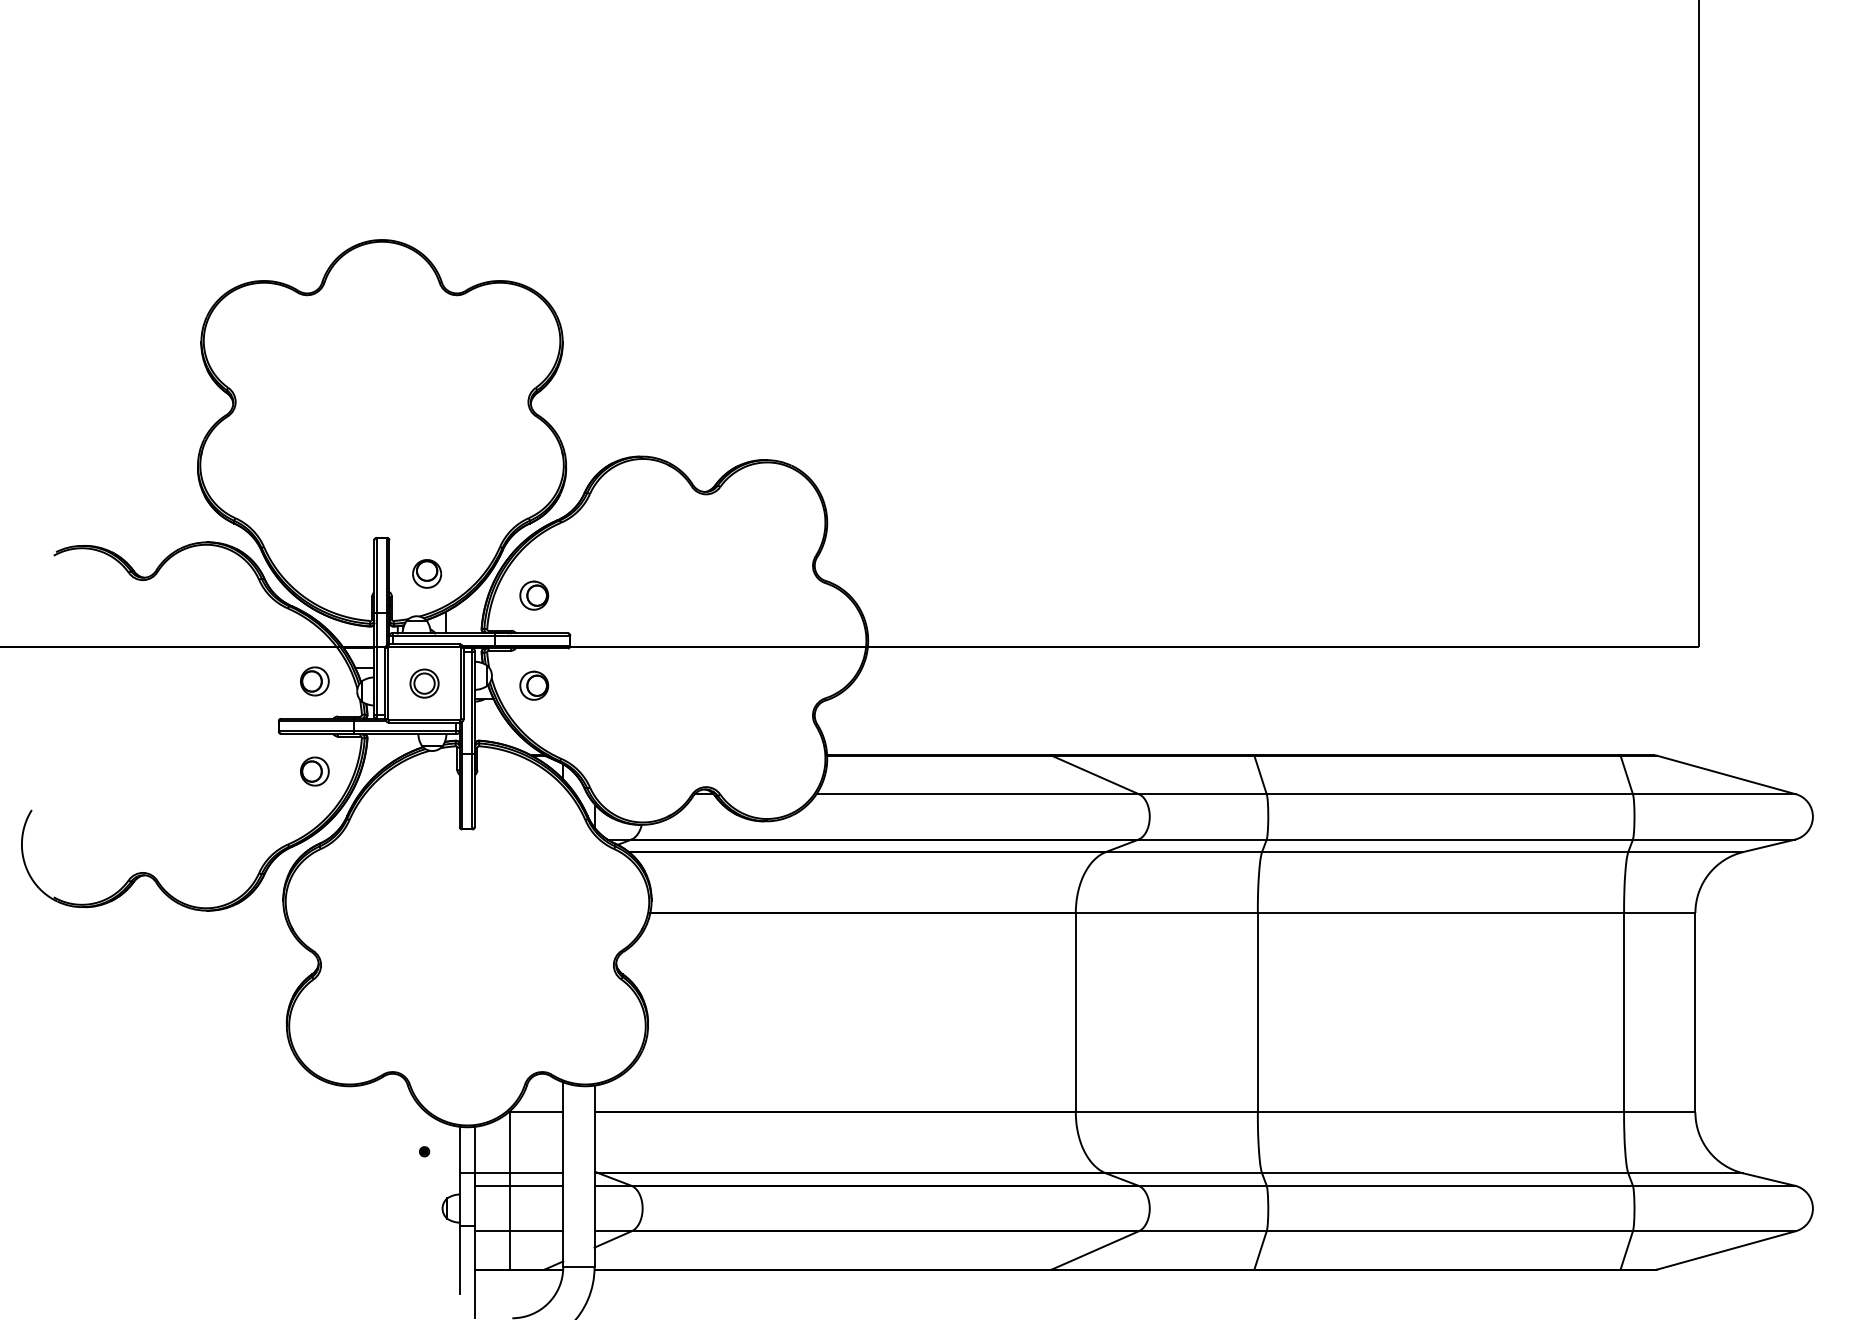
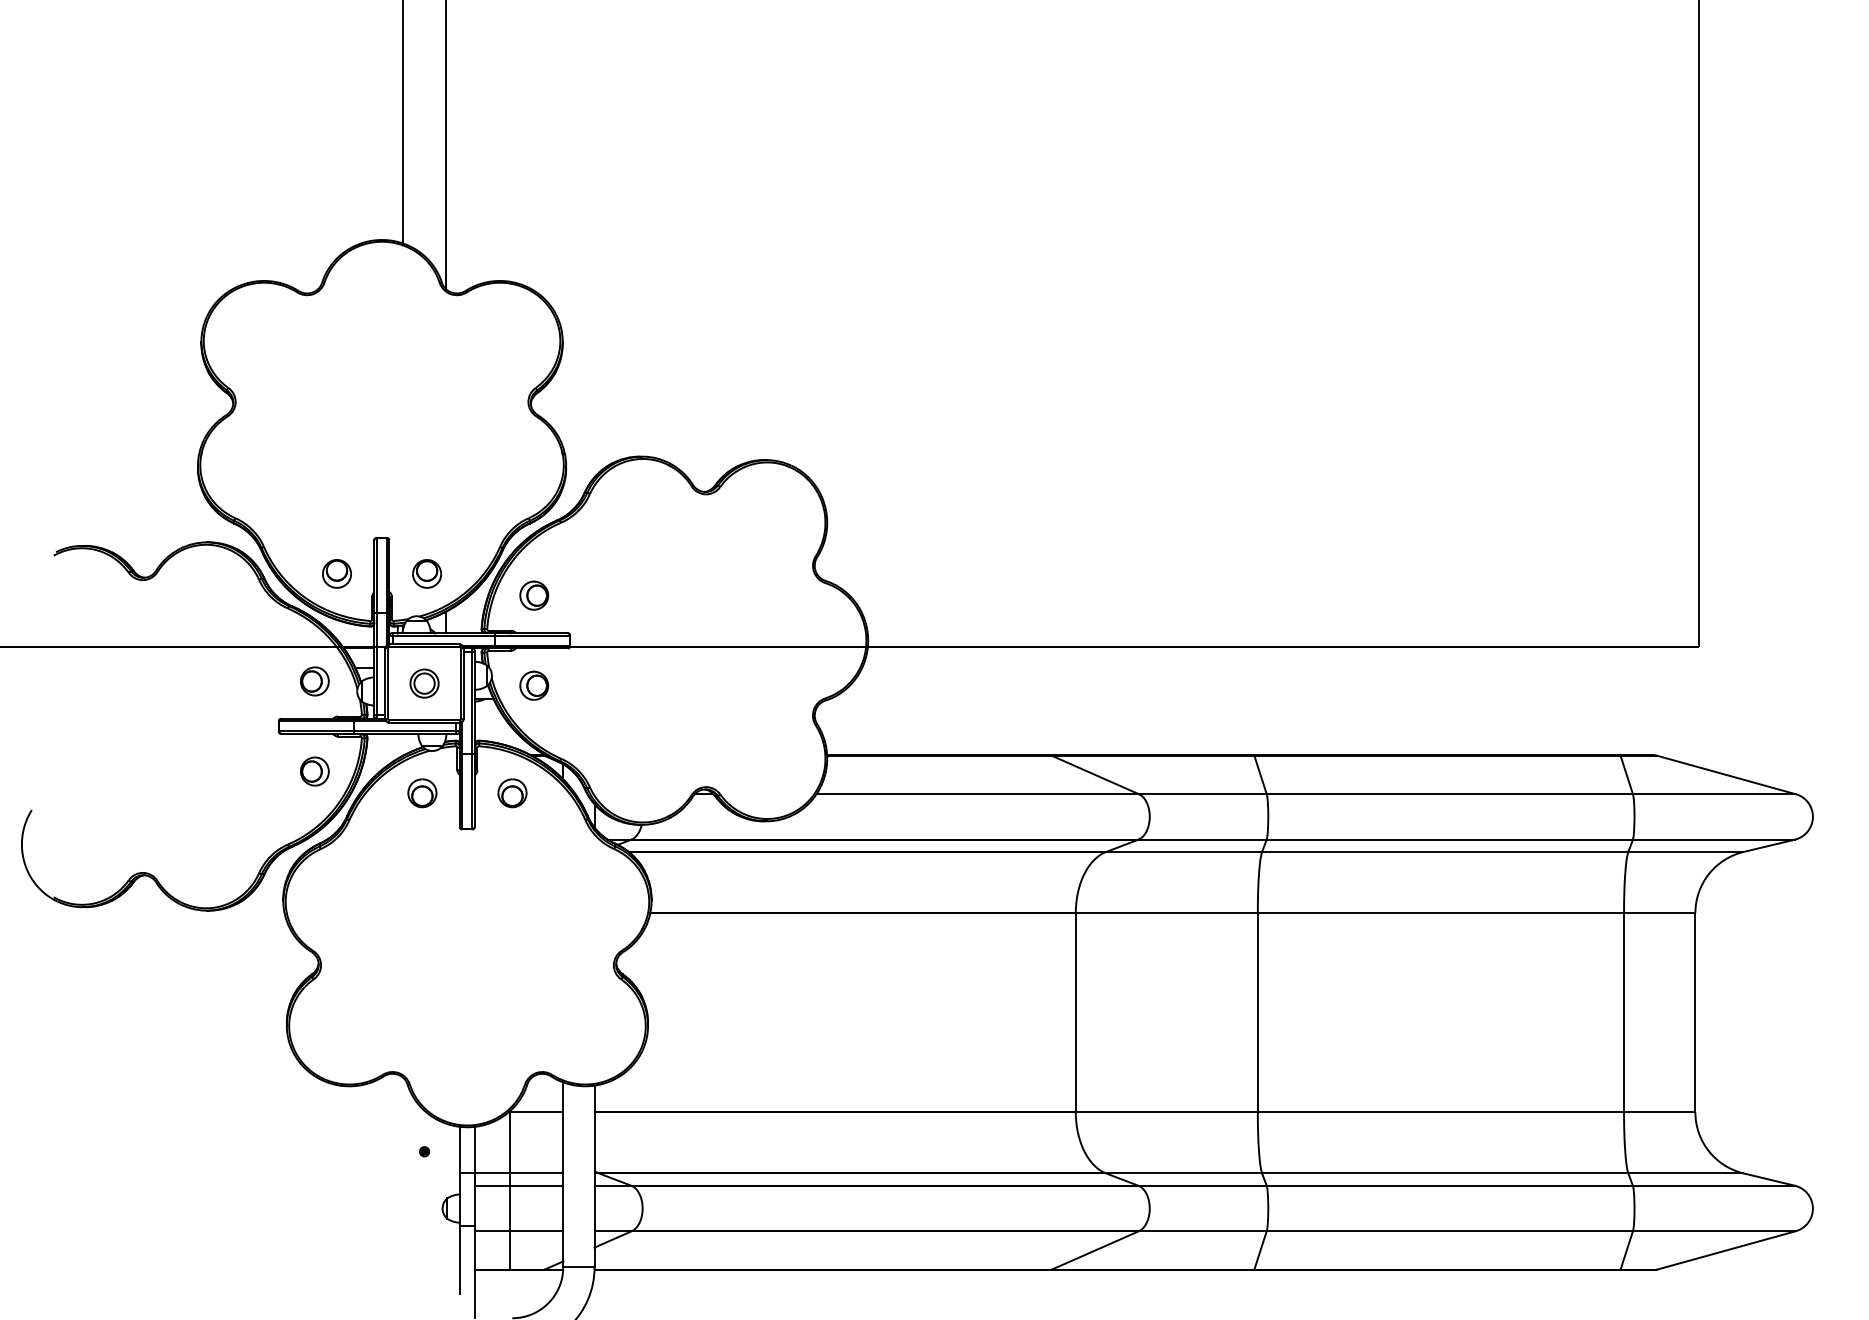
line: none -> present (403, 122)
line: none -> present (445, 145)
part: none -> present (336, 573)
part: none -> present (422, 793)
part: none -> present (512, 793)
